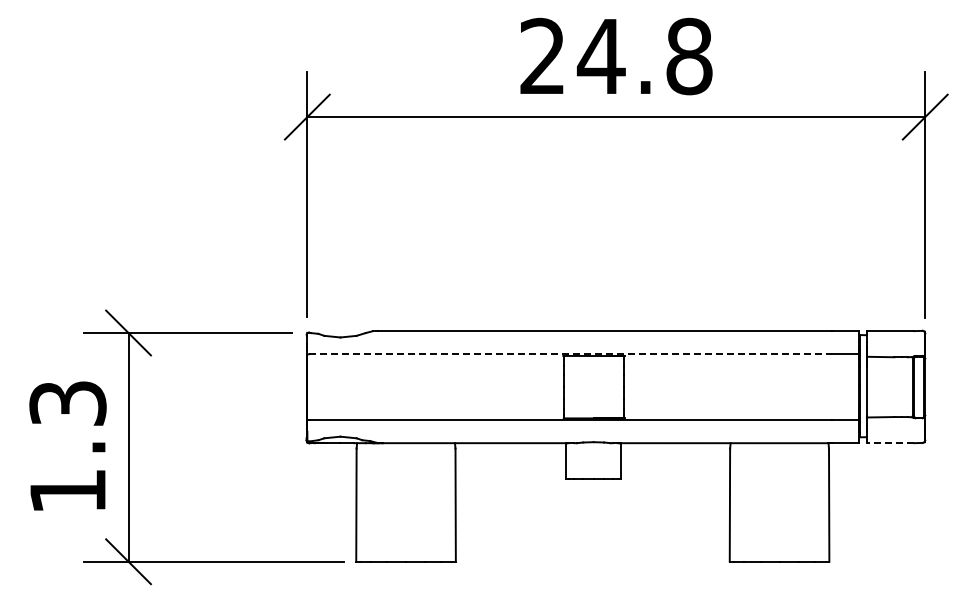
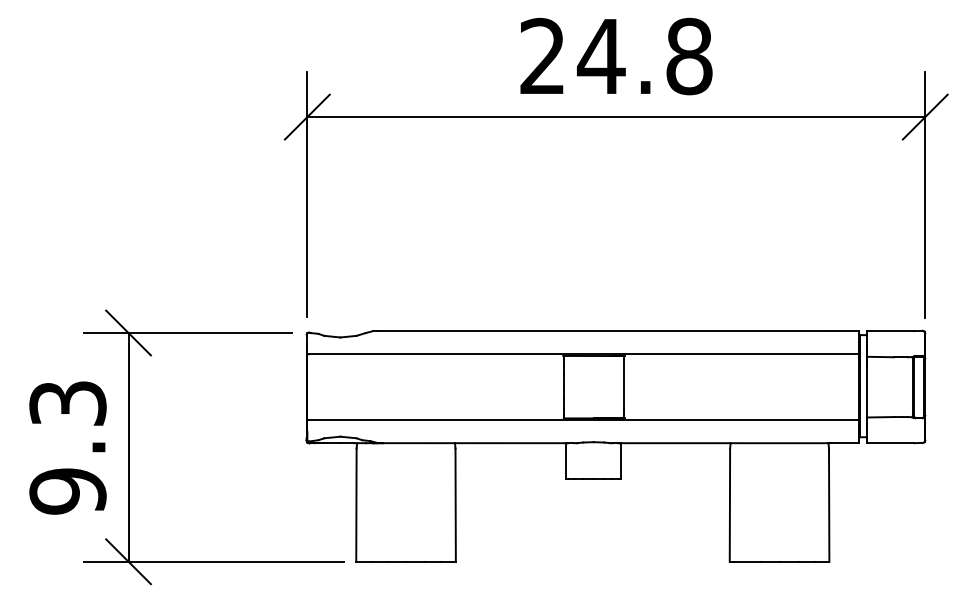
line: dashed -> solid (570, 354)
line: dashed -> solid (890, 443)
text: 1.3 -> 9.3 (67, 491)
